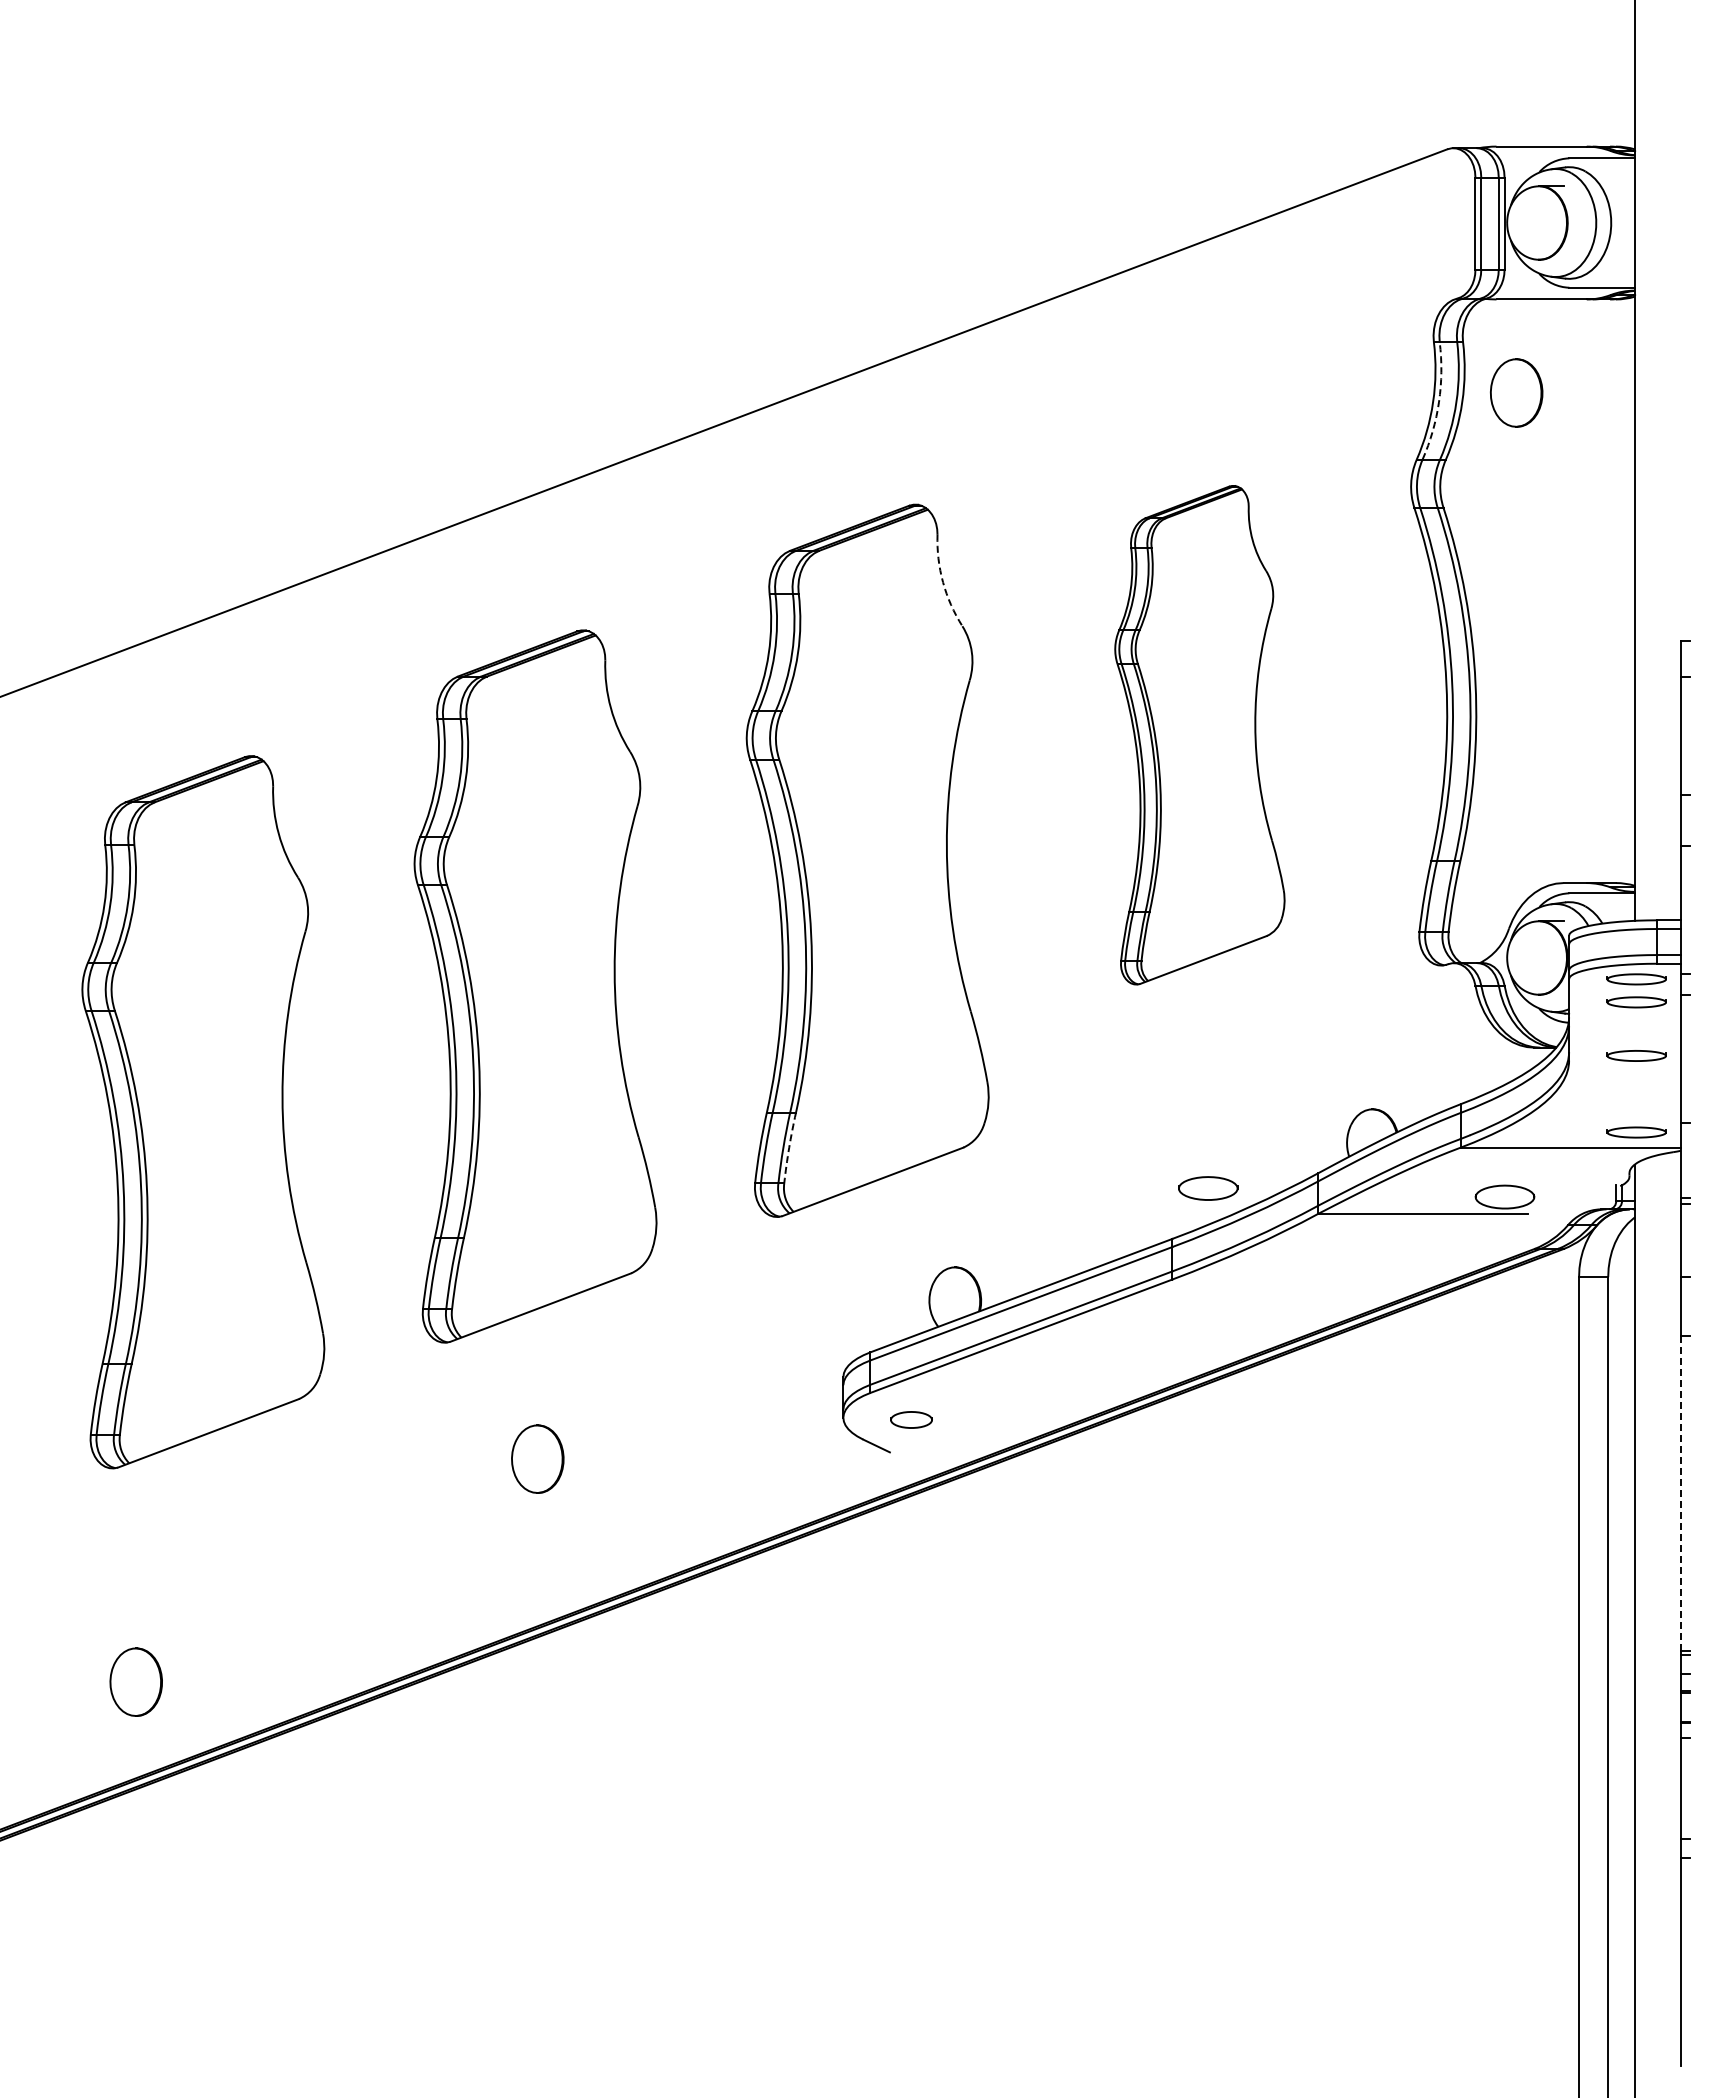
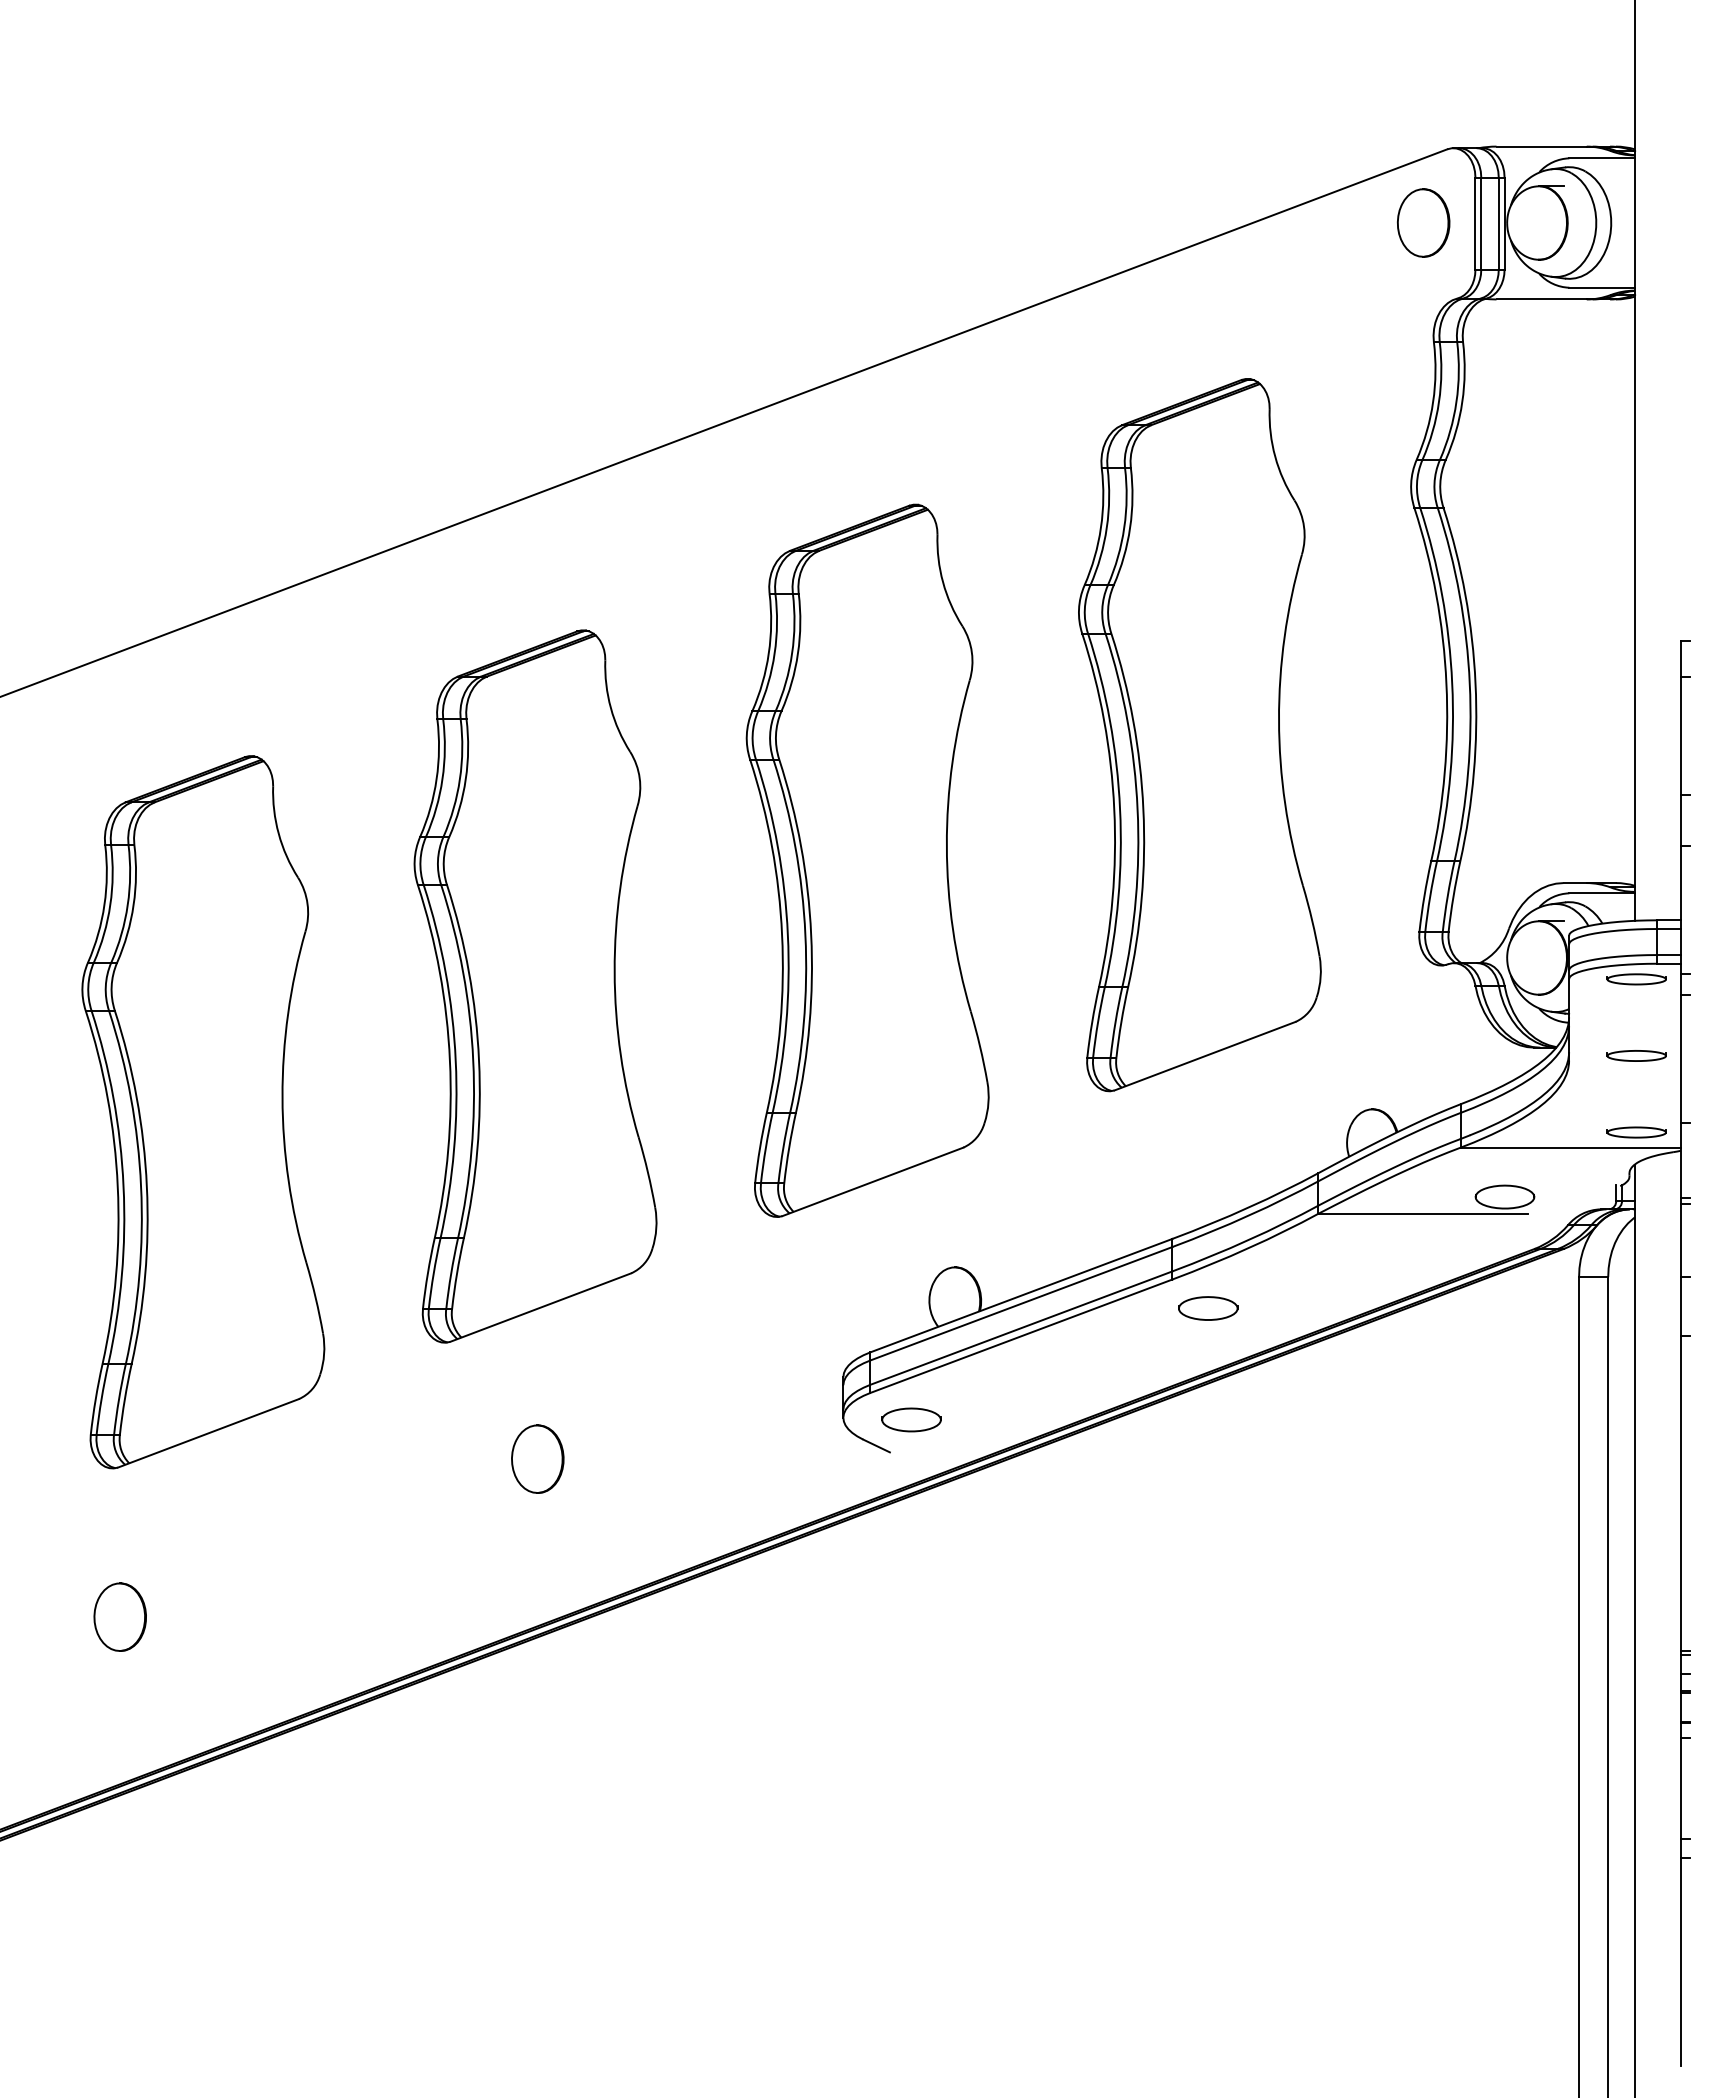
part position: (1516, 392) -> (1423, 222) (1423, 222)
arc: dashed -> solid (1439, 402)
arc: dashed -> solid (943, 582)
part size: 172x501 px -> 244x715 px (1199, 735)
part: present -> none (1636, 1002)
arc: dashed -> solid (789, 1147)
part position: (1208, 1188) -> (1208, 1308) (1208, 1308)
part size: 43x18 px -> 61x26 px (911, 1419)
line: dashed -> solid (1680, 1493)
part position: (135, 1681) -> (119, 1616) (119, 1616)
